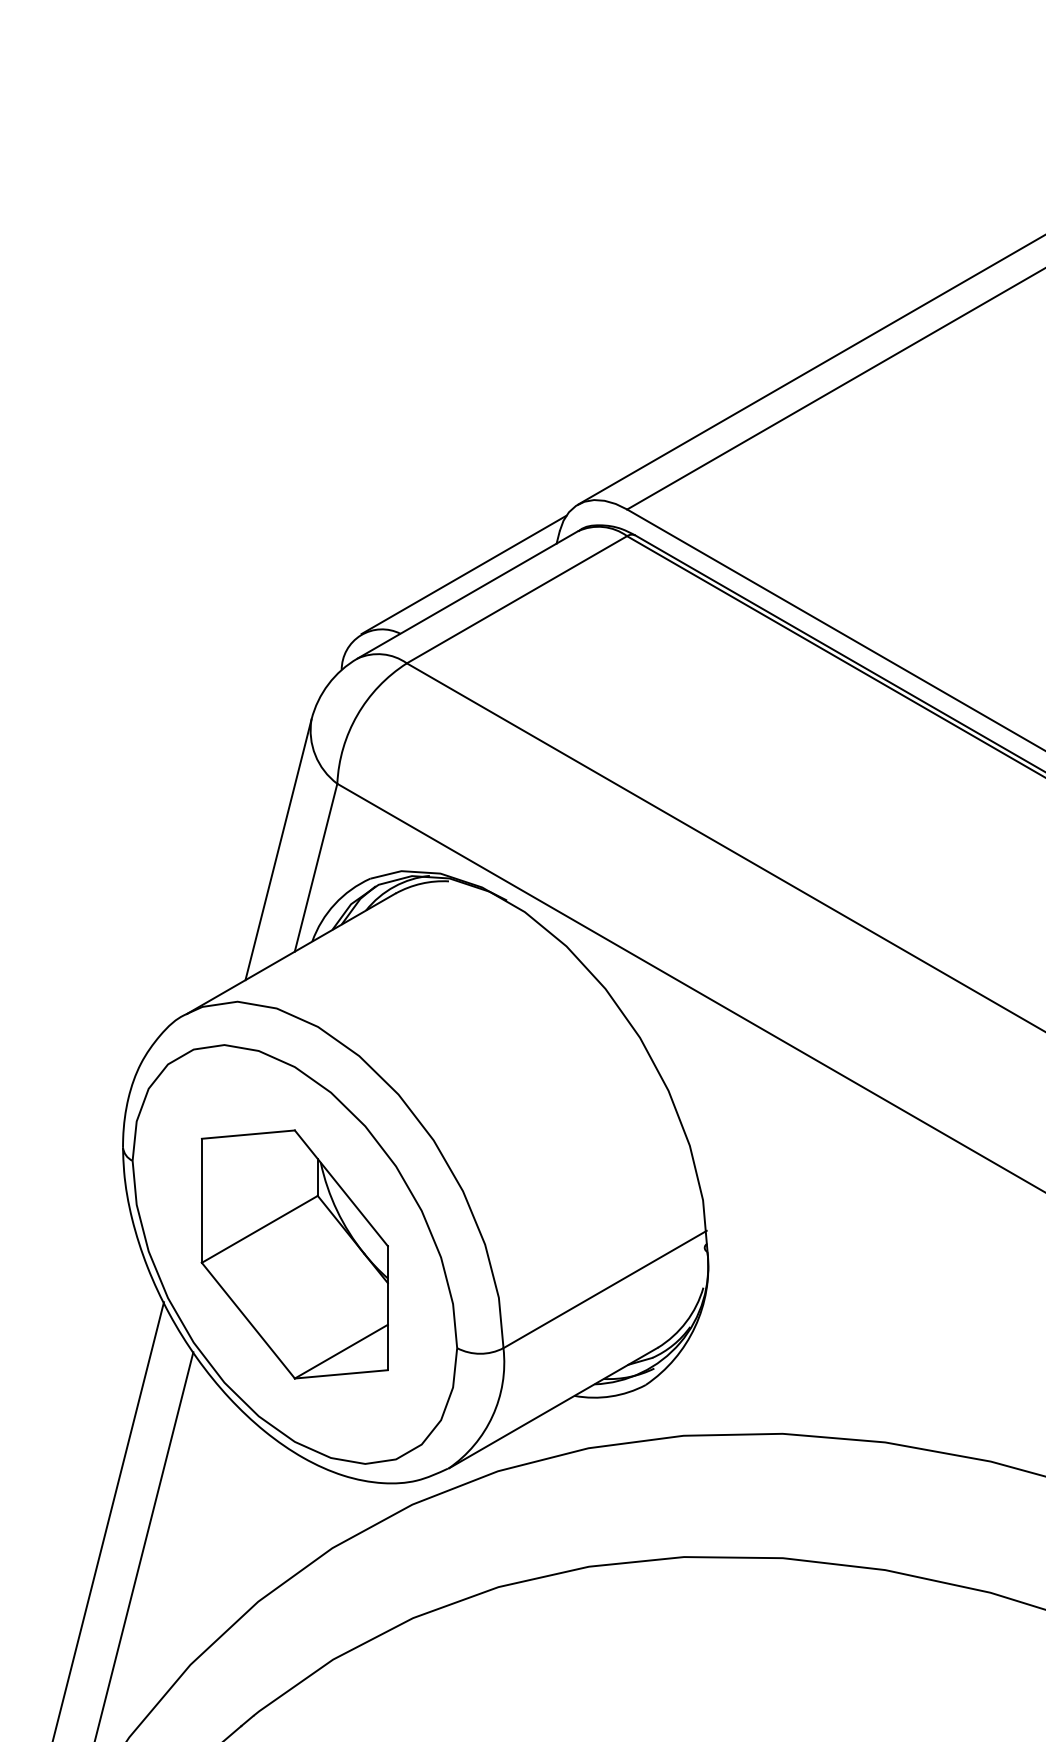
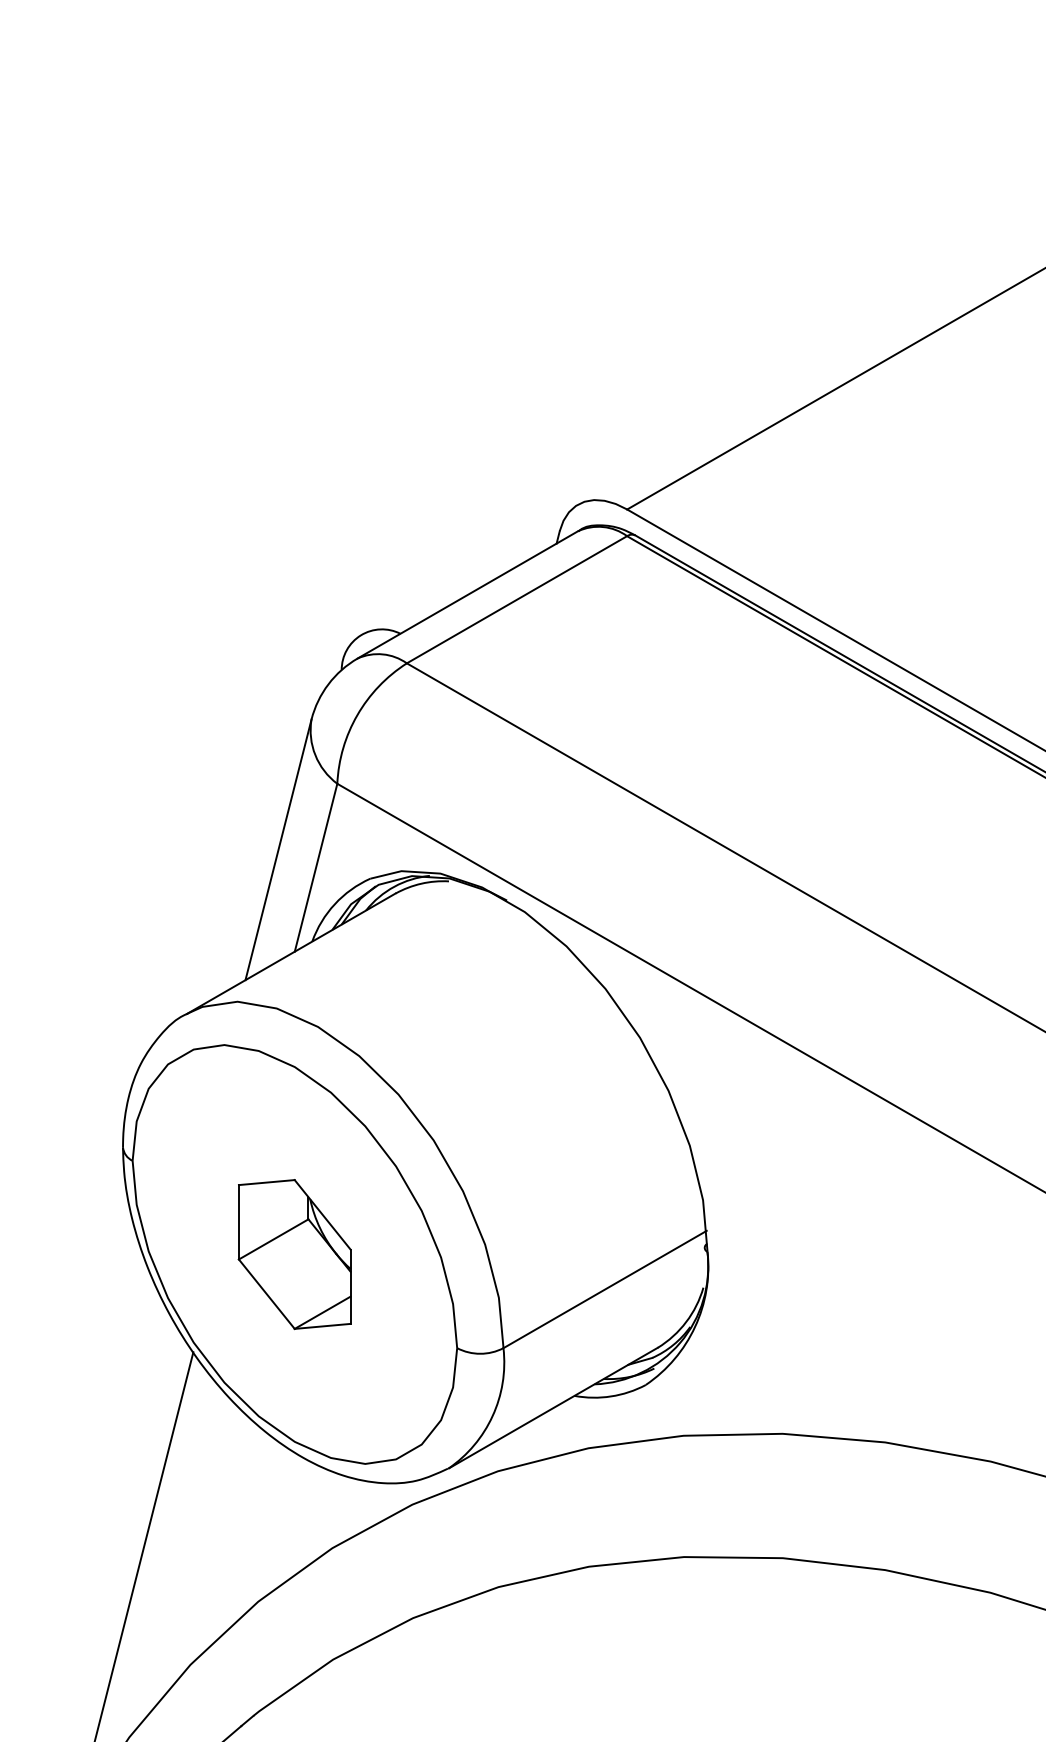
line: present -> none (810, 370)
line: present -> none (463, 574)
part size: 189x251 px -> 115x152 px (294, 1254)
line: present -> none (108, 1520)
